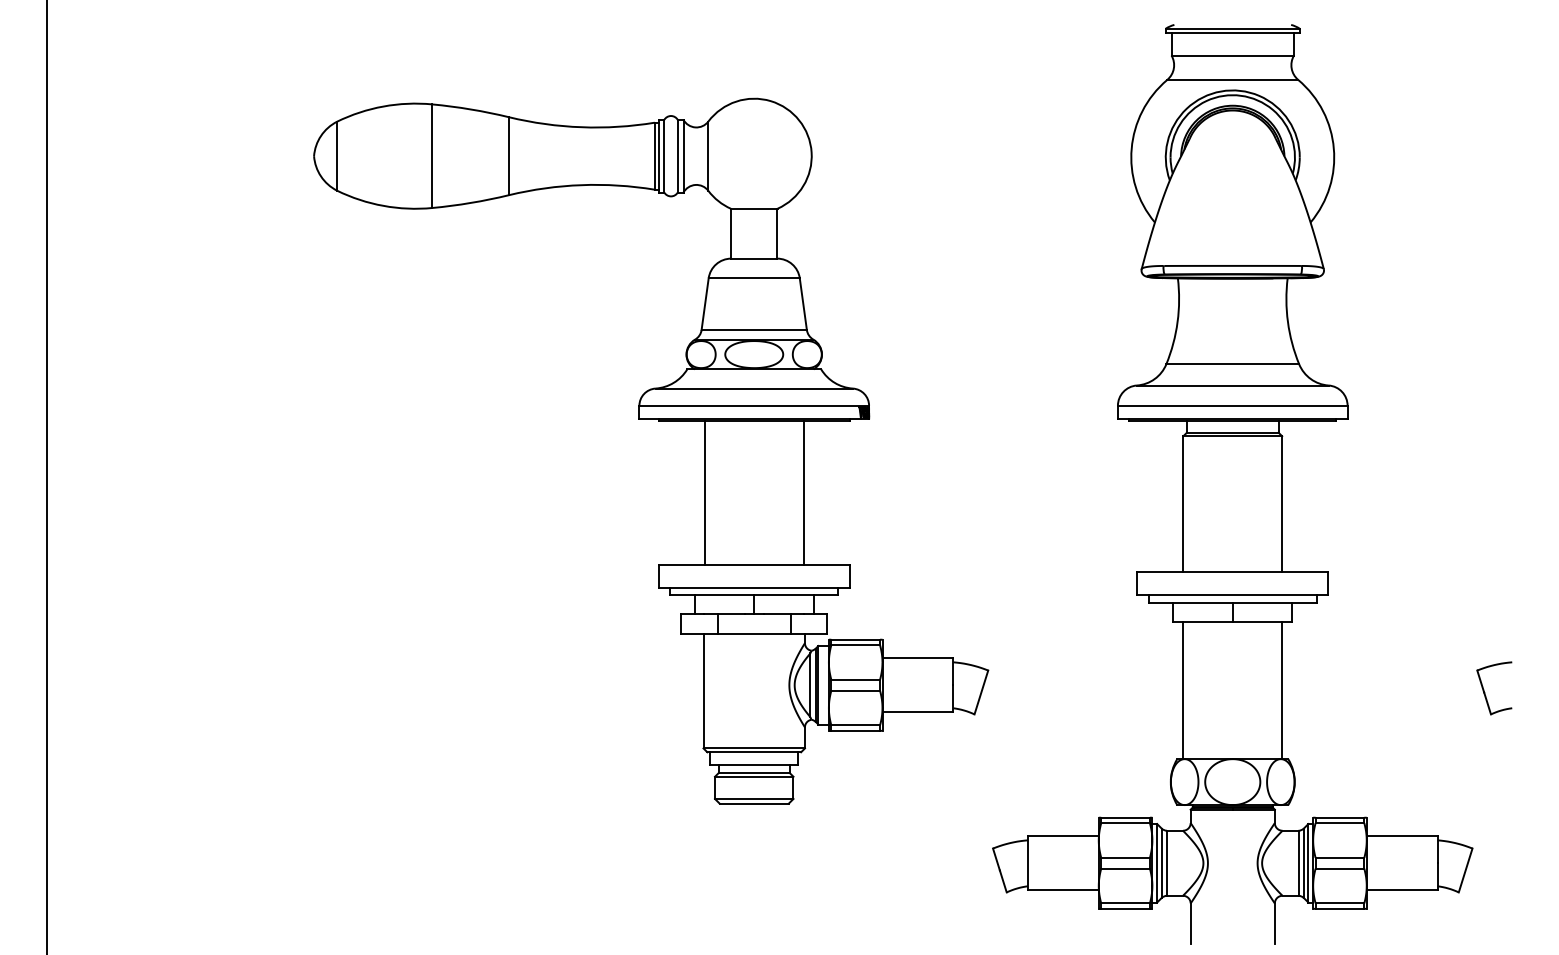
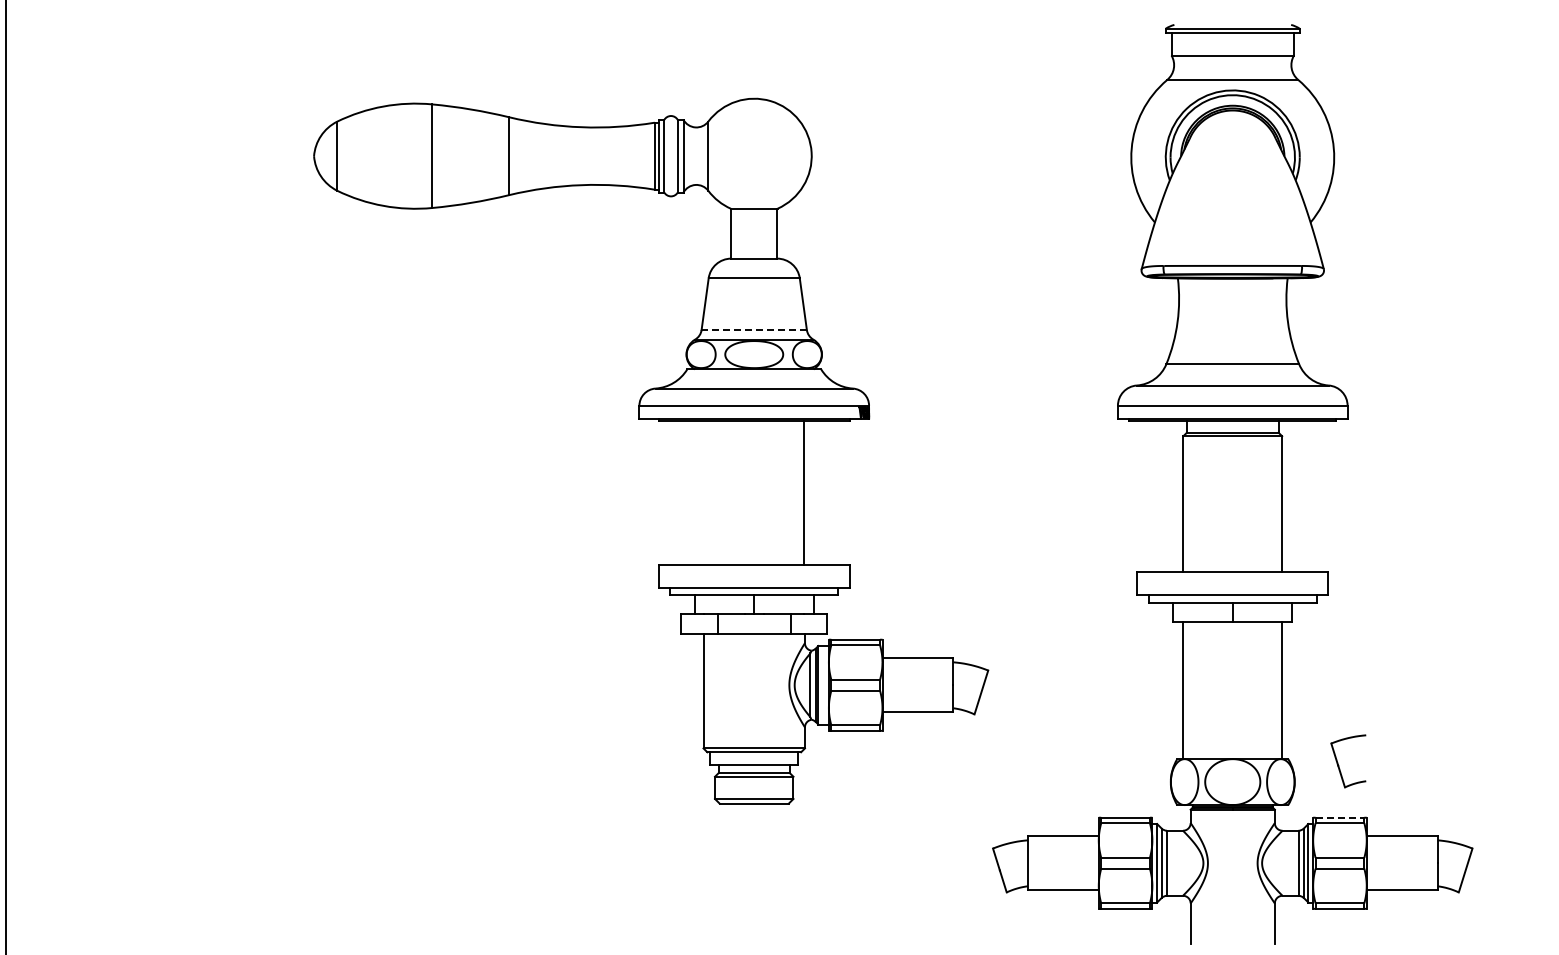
line: solid -> dashed (754, 330)
line position: (46, 476) -> (5, 476) (5, 476)
line: present -> none (704, 492)
part position: (1485, 692) -> (1339, 765) (1339, 765)
line: solid -> dashed (1340, 817)
